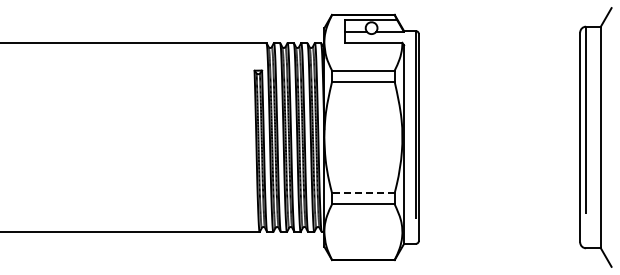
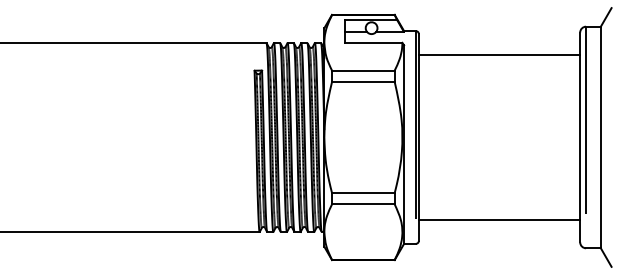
line: none -> present (499, 54)
line: dashed -> solid (362, 193)
line: none -> present (499, 220)
